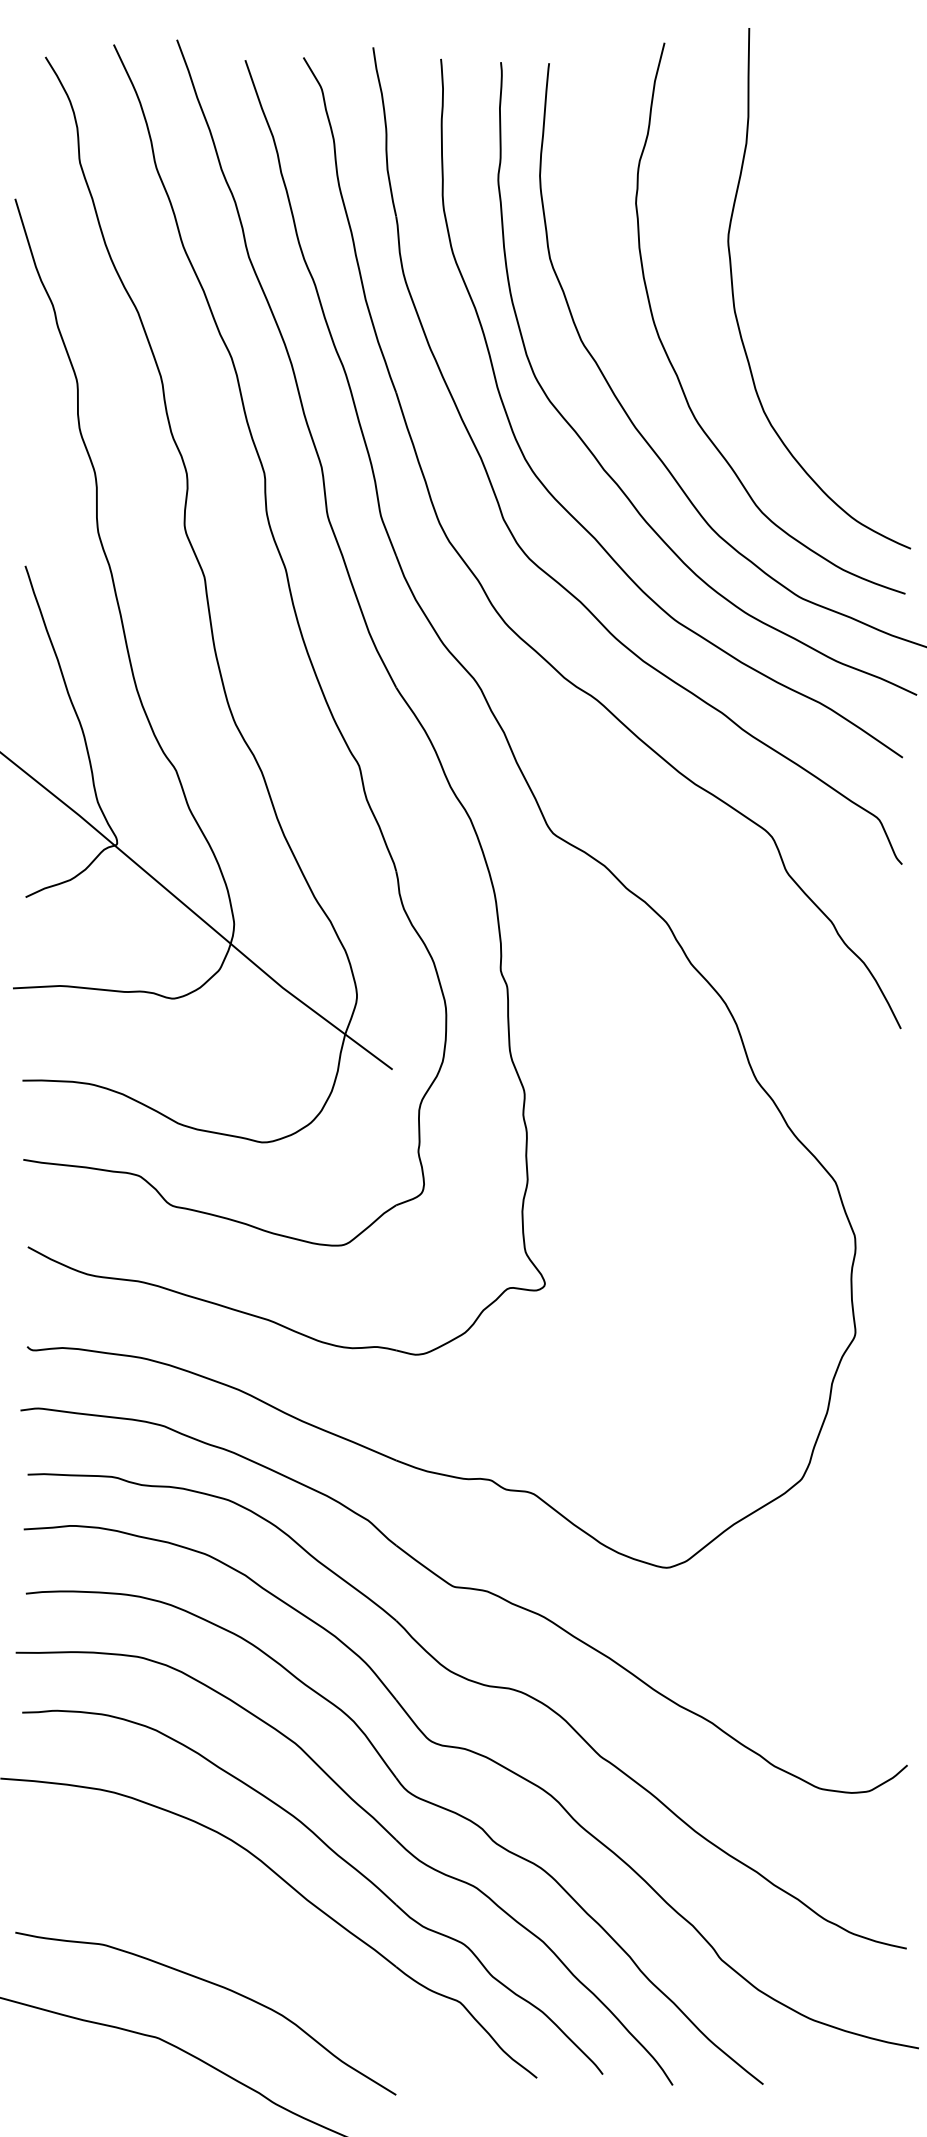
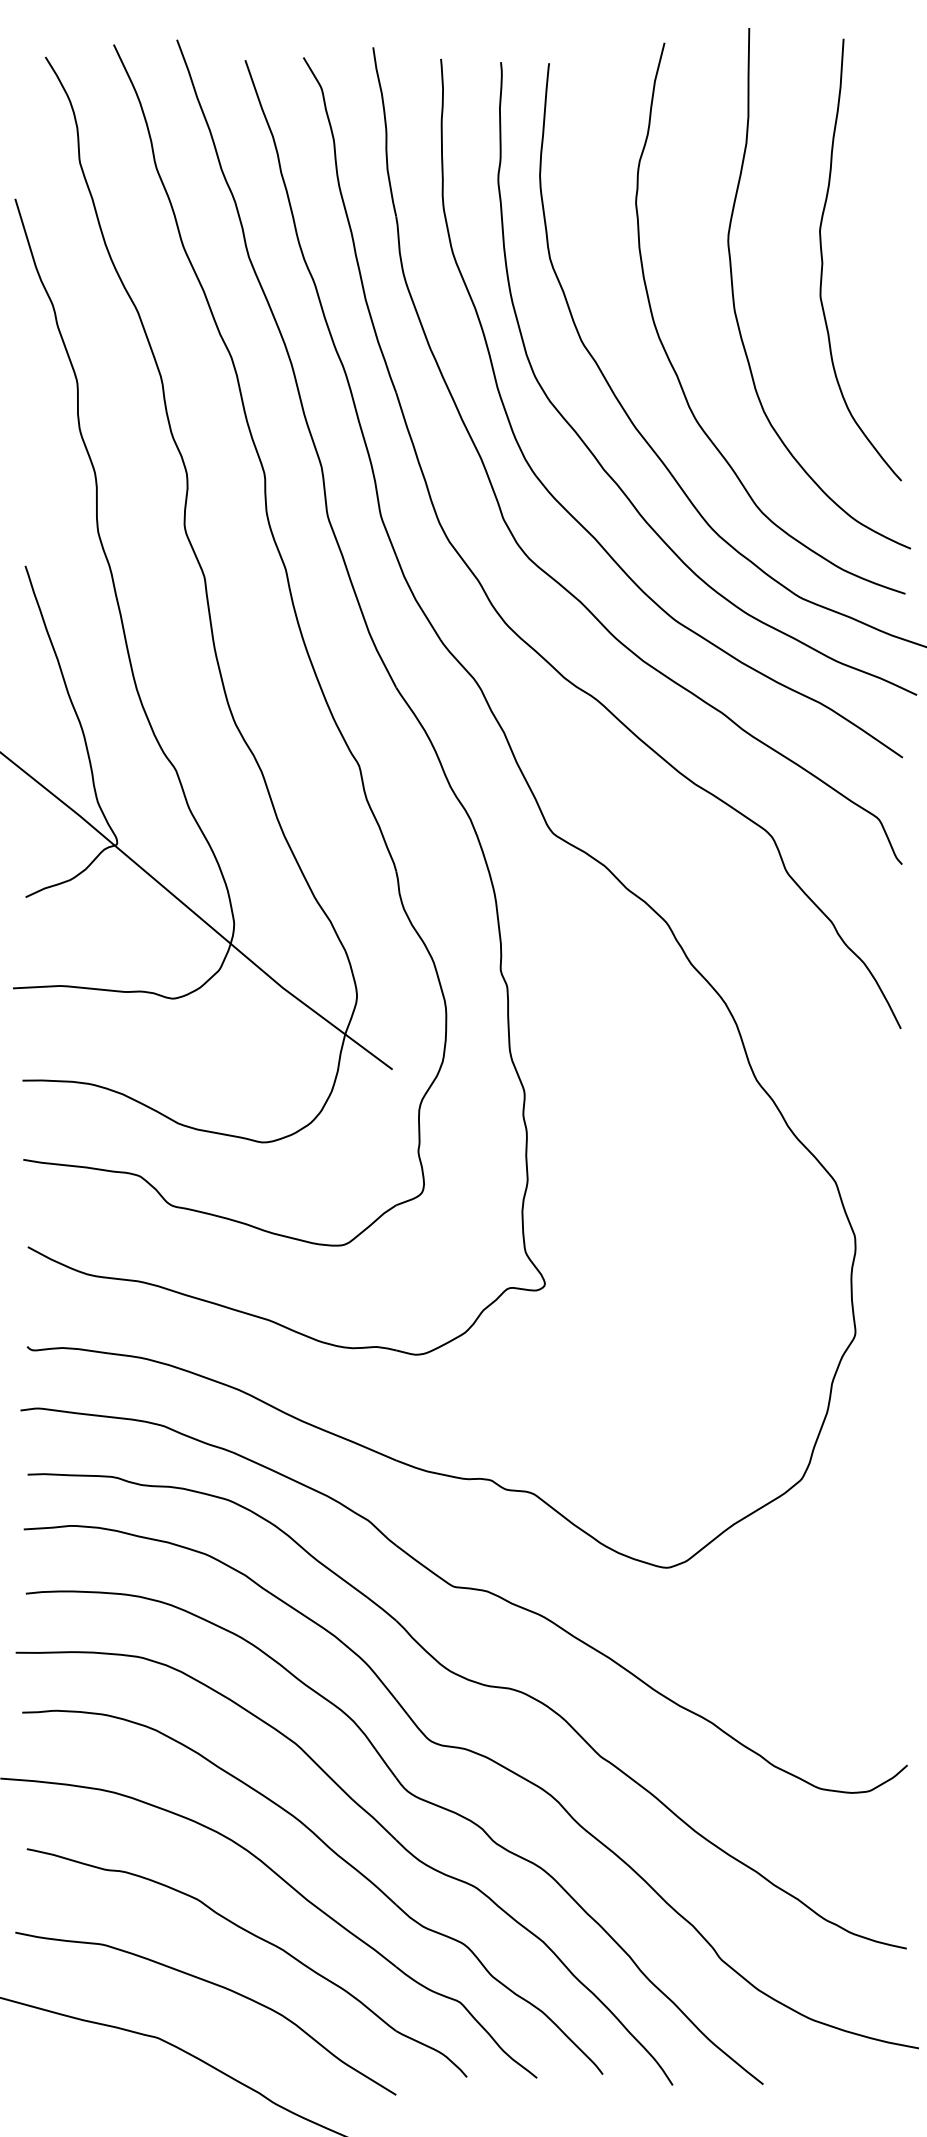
curve: none -> present (823, 261)
part: none -> present (258, 1938)
